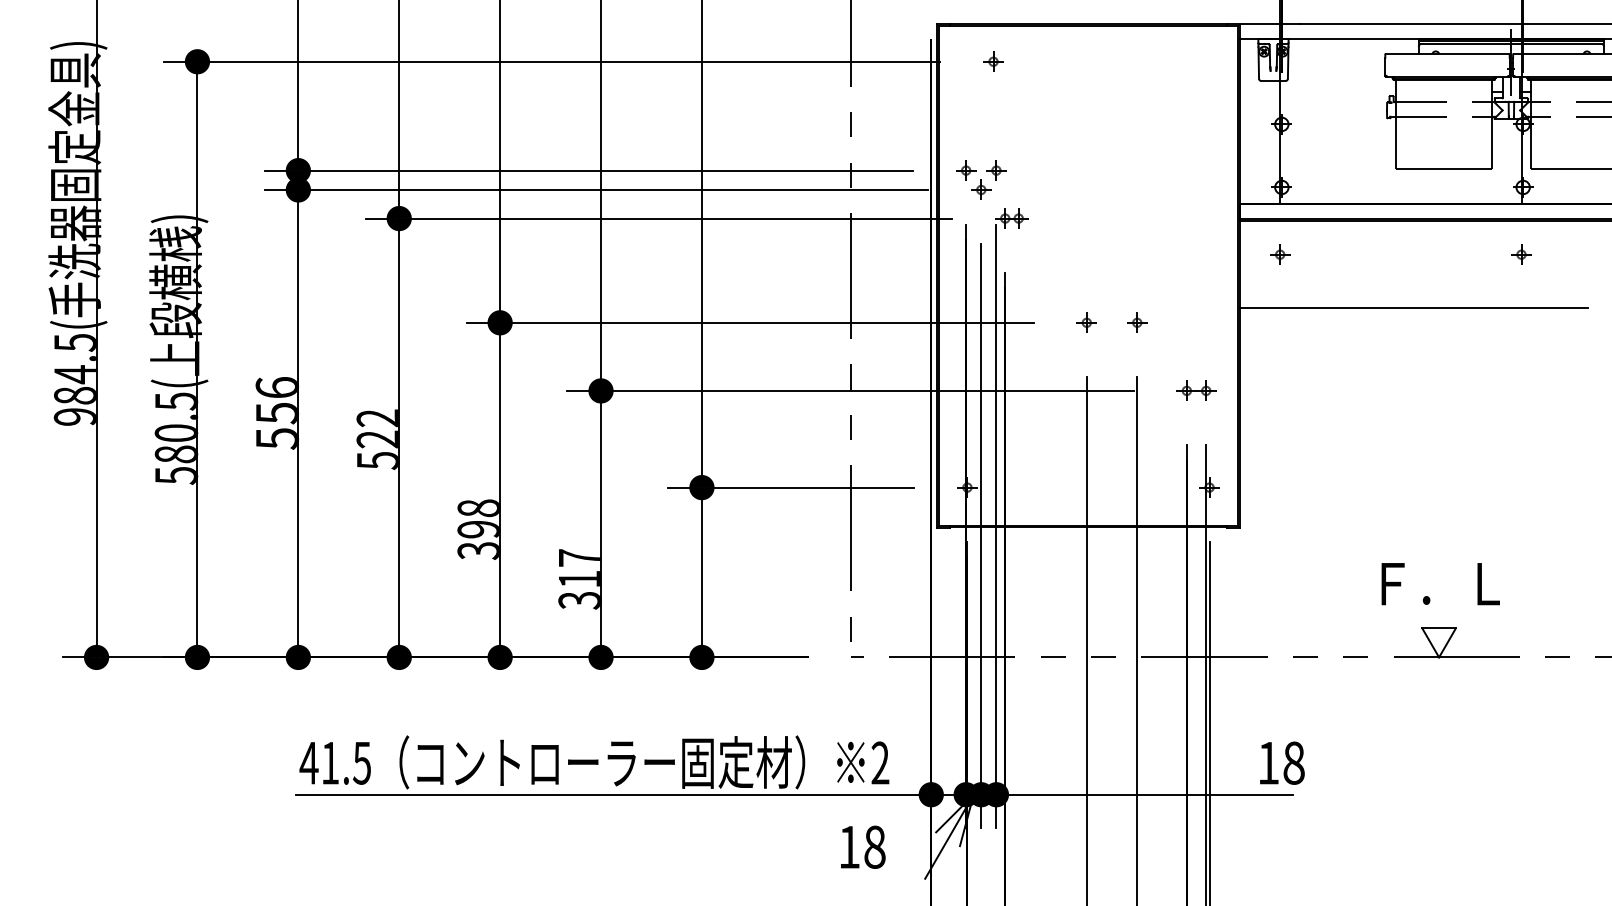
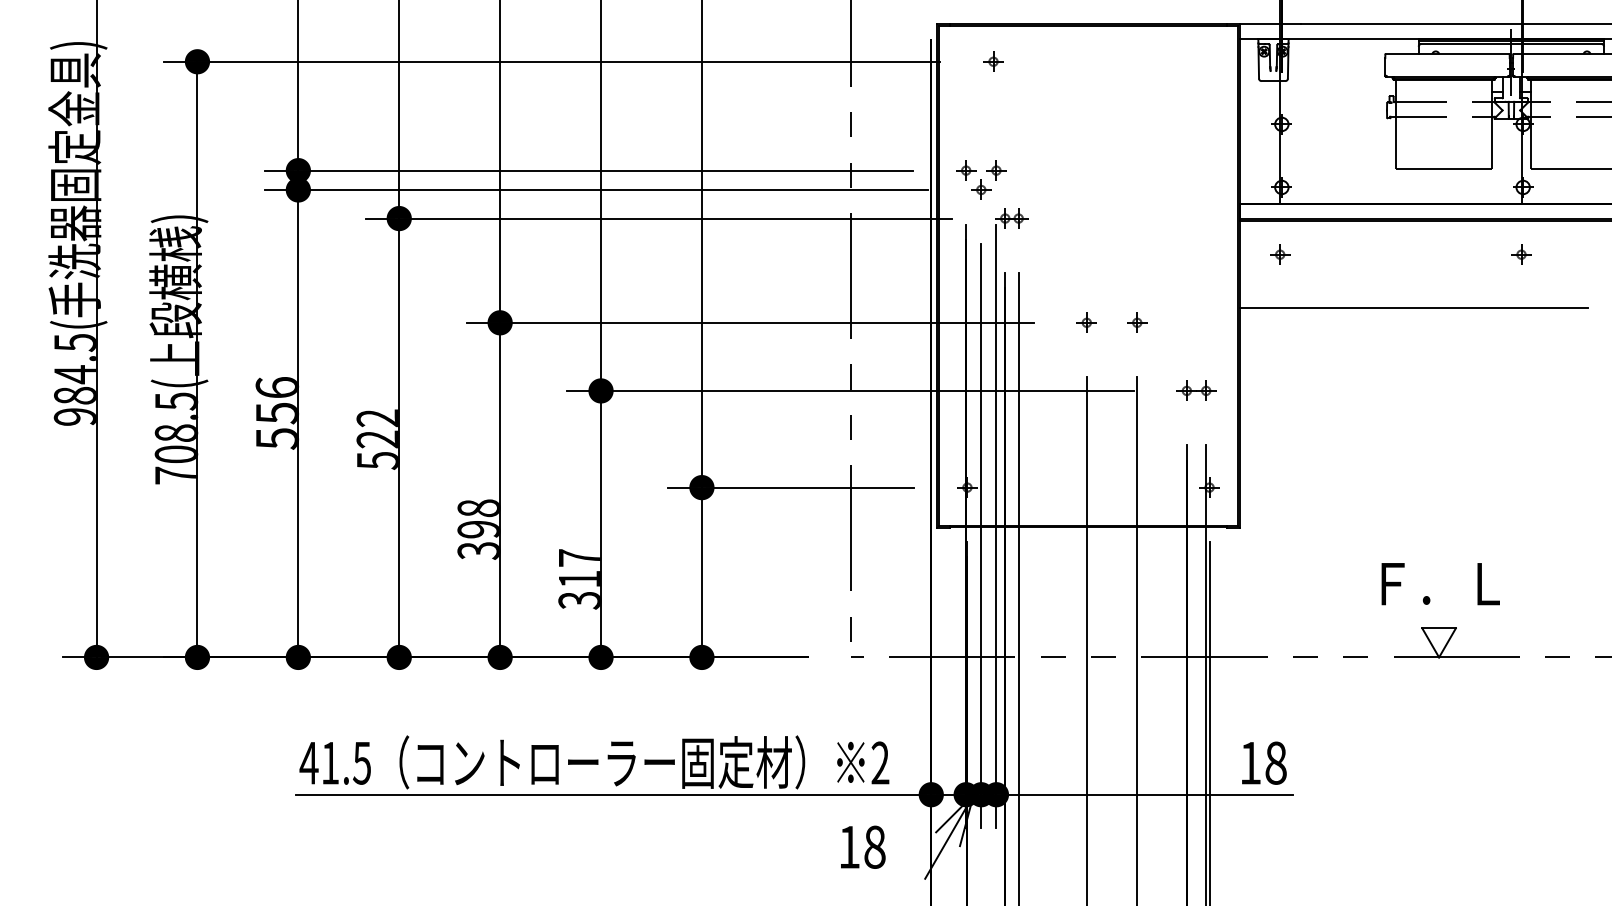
text: 580.5( -> 708.5( (176, 454)
line: none -> present (1018, 587)
text position: (1282, 762) -> (1264, 762) (1264, 762)
